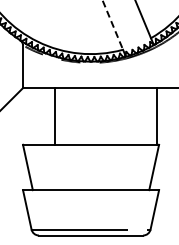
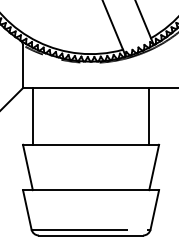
line: dashed -> solid (113, 25)
line position: (54, 116) -> (32, 116) (32, 116)
line position: (157, 116) -> (149, 116) (149, 116)
